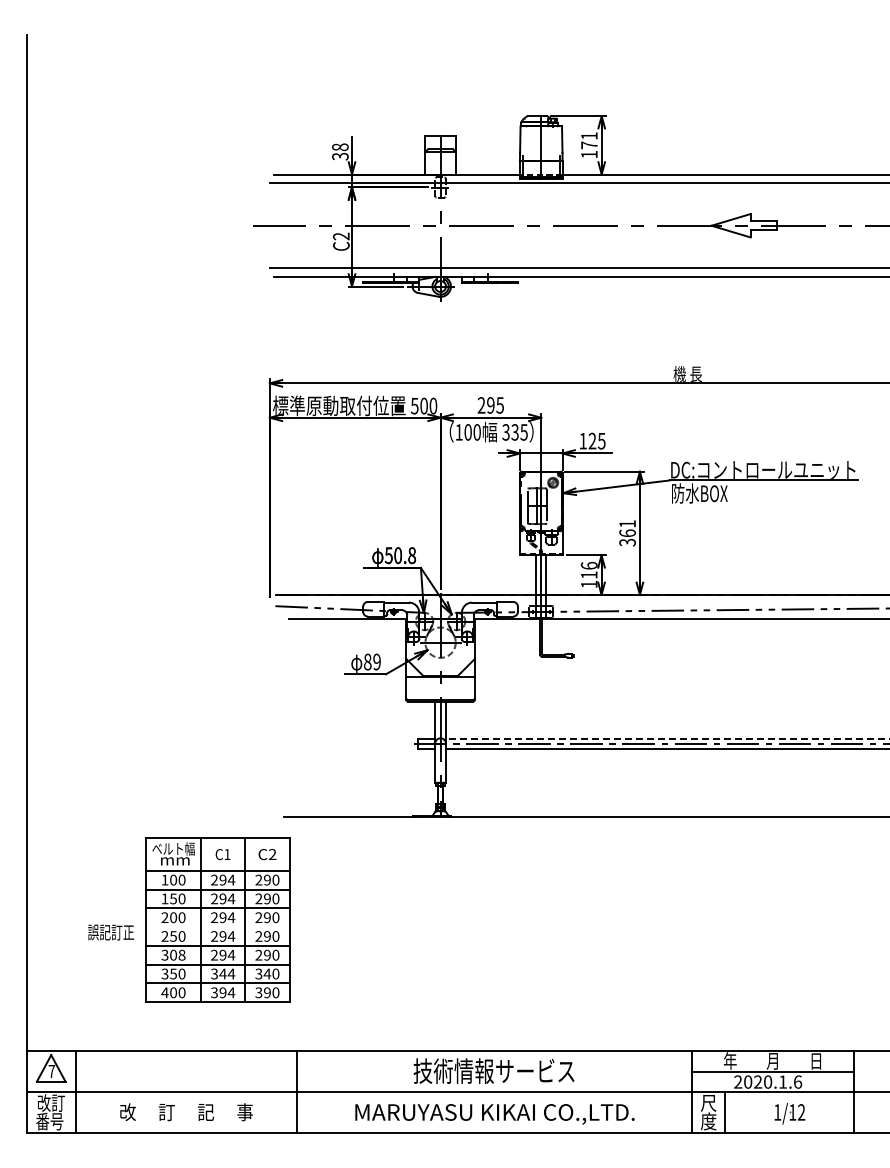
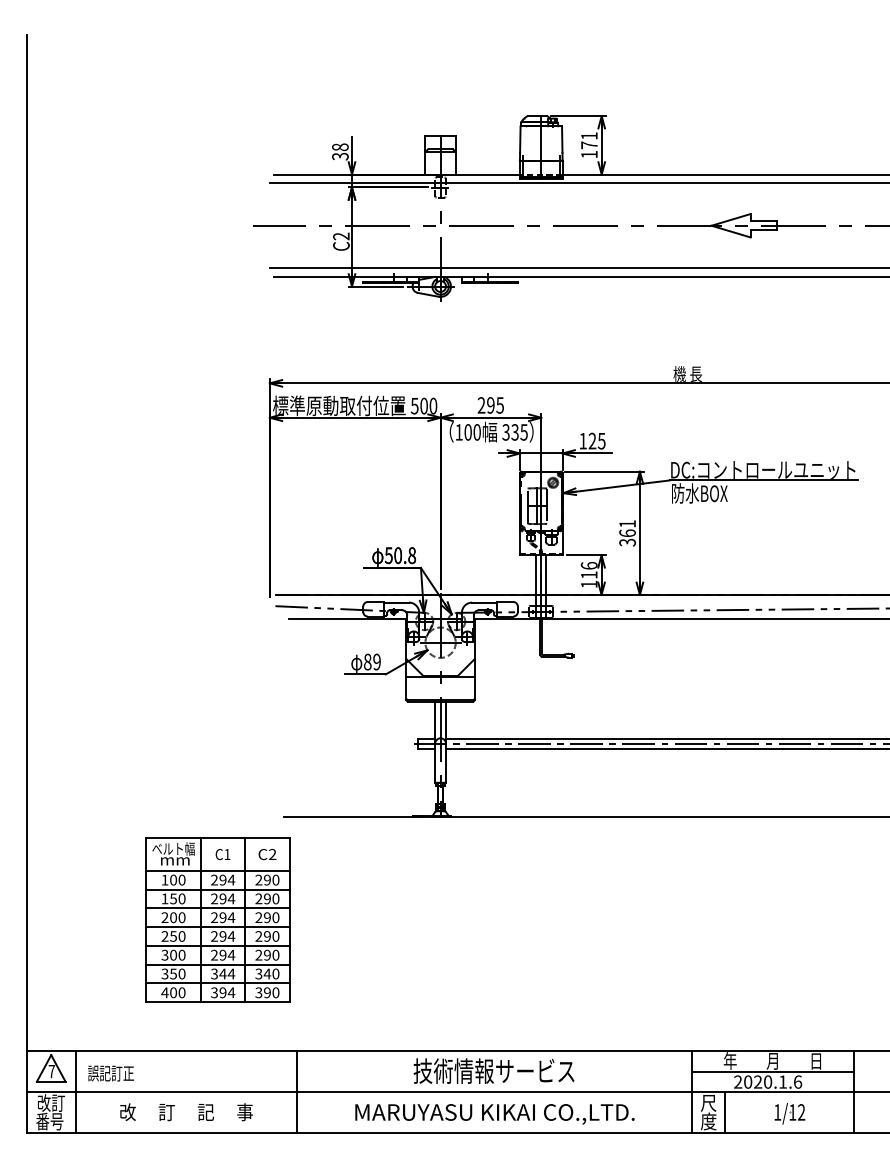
line: dashed -> solid (667, 739)
line: none -> present (217, 927)
text position: (110, 932) -> (110, 1073) (110, 1073)
text: 308 -> 300 (181, 955)
